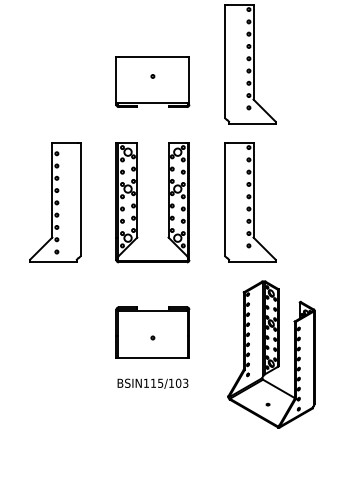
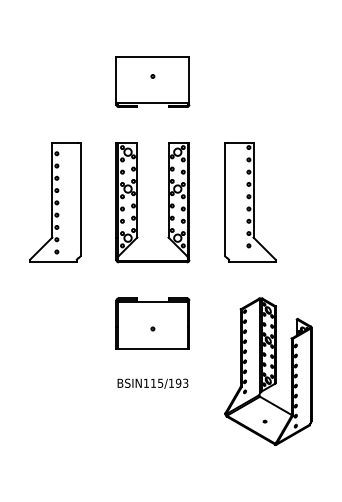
part: present -> none (250, 64)
part position: (152, 332) -> (152, 323) (152, 323)
part position: (271, 354) -> (268, 371) (268, 371)
text: BSIN115/103 -> BSIN115/193 (178, 383)
